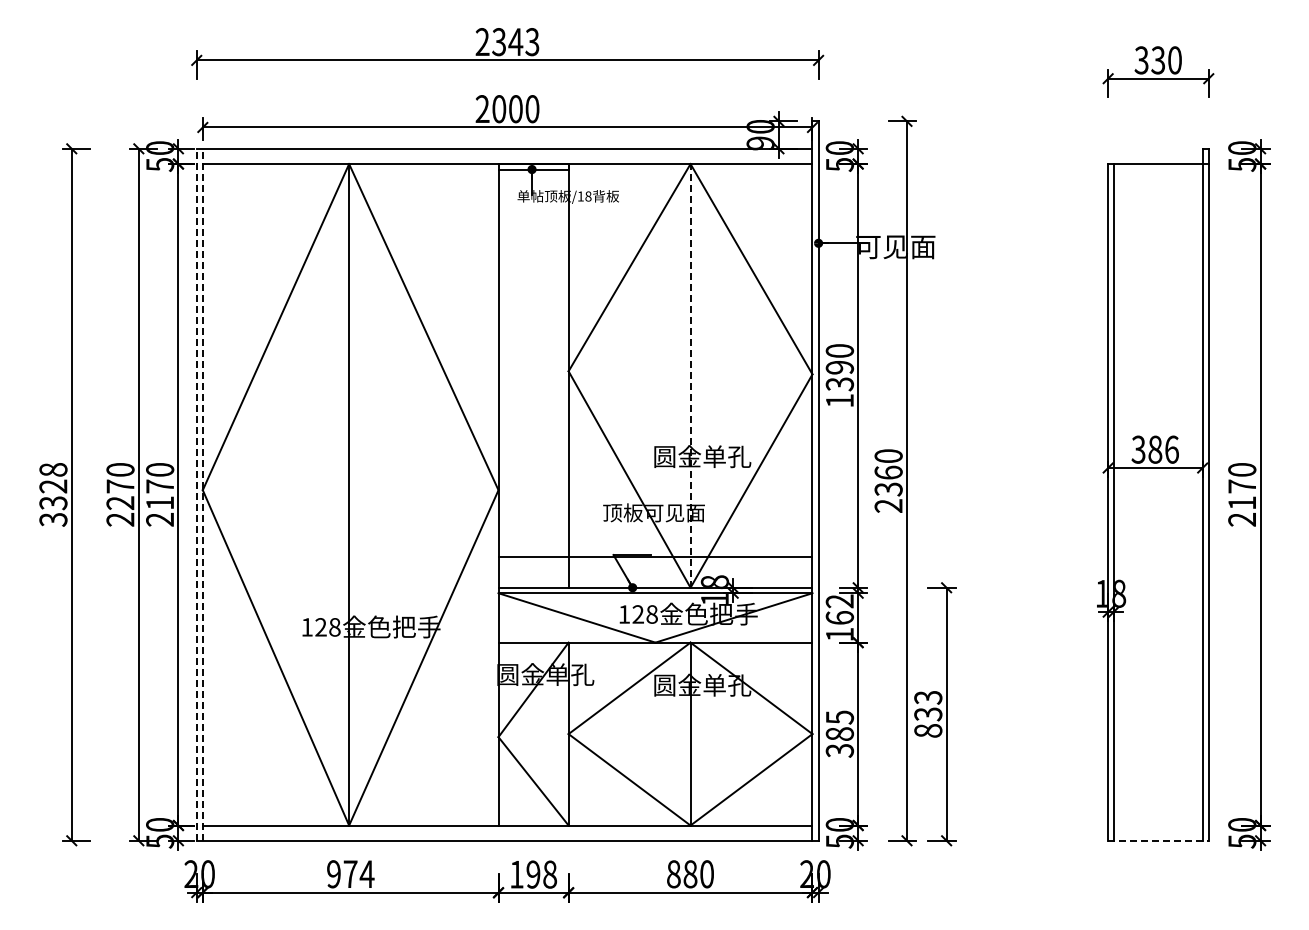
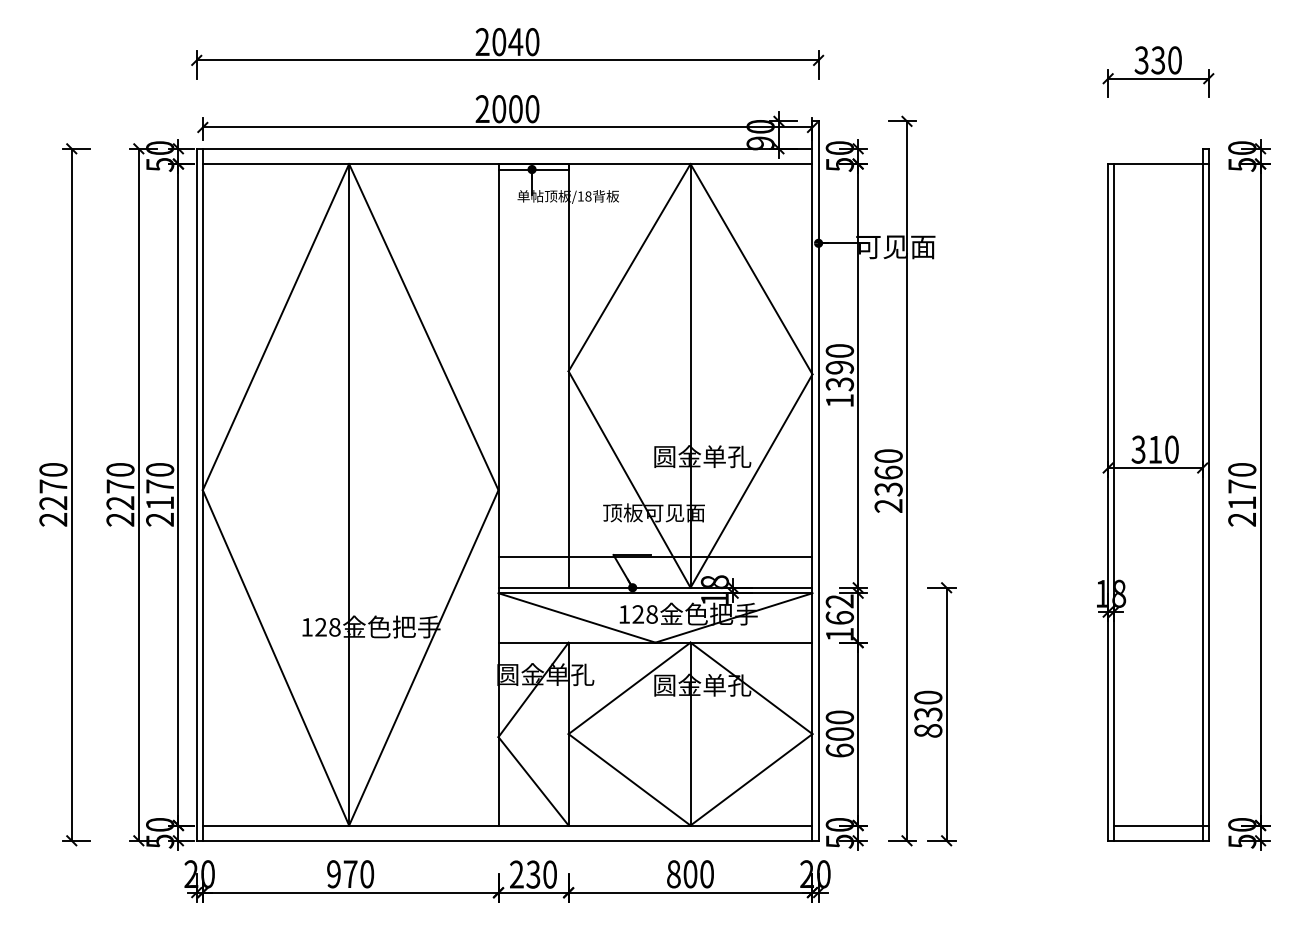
text: 2343 -> 2040 (515, 42)
line: dashed -> solid (690, 375)
text: 386 -> 310 (1163, 449)
text: 3328 -> 2270 (53, 494)
line: dashed -> solid (196, 494)
line: dashed -> solid (202, 494)
text: 833 -> 830 (928, 697)
text: 385 -> 600 (839, 733)
line: none -> present (1160, 825)
line: dashed -> solid (1158, 840)
text: 974 -> 970 (366, 874)
text: 198 -> 230 (533, 874)
text: 880 -> 800 (690, 874)
